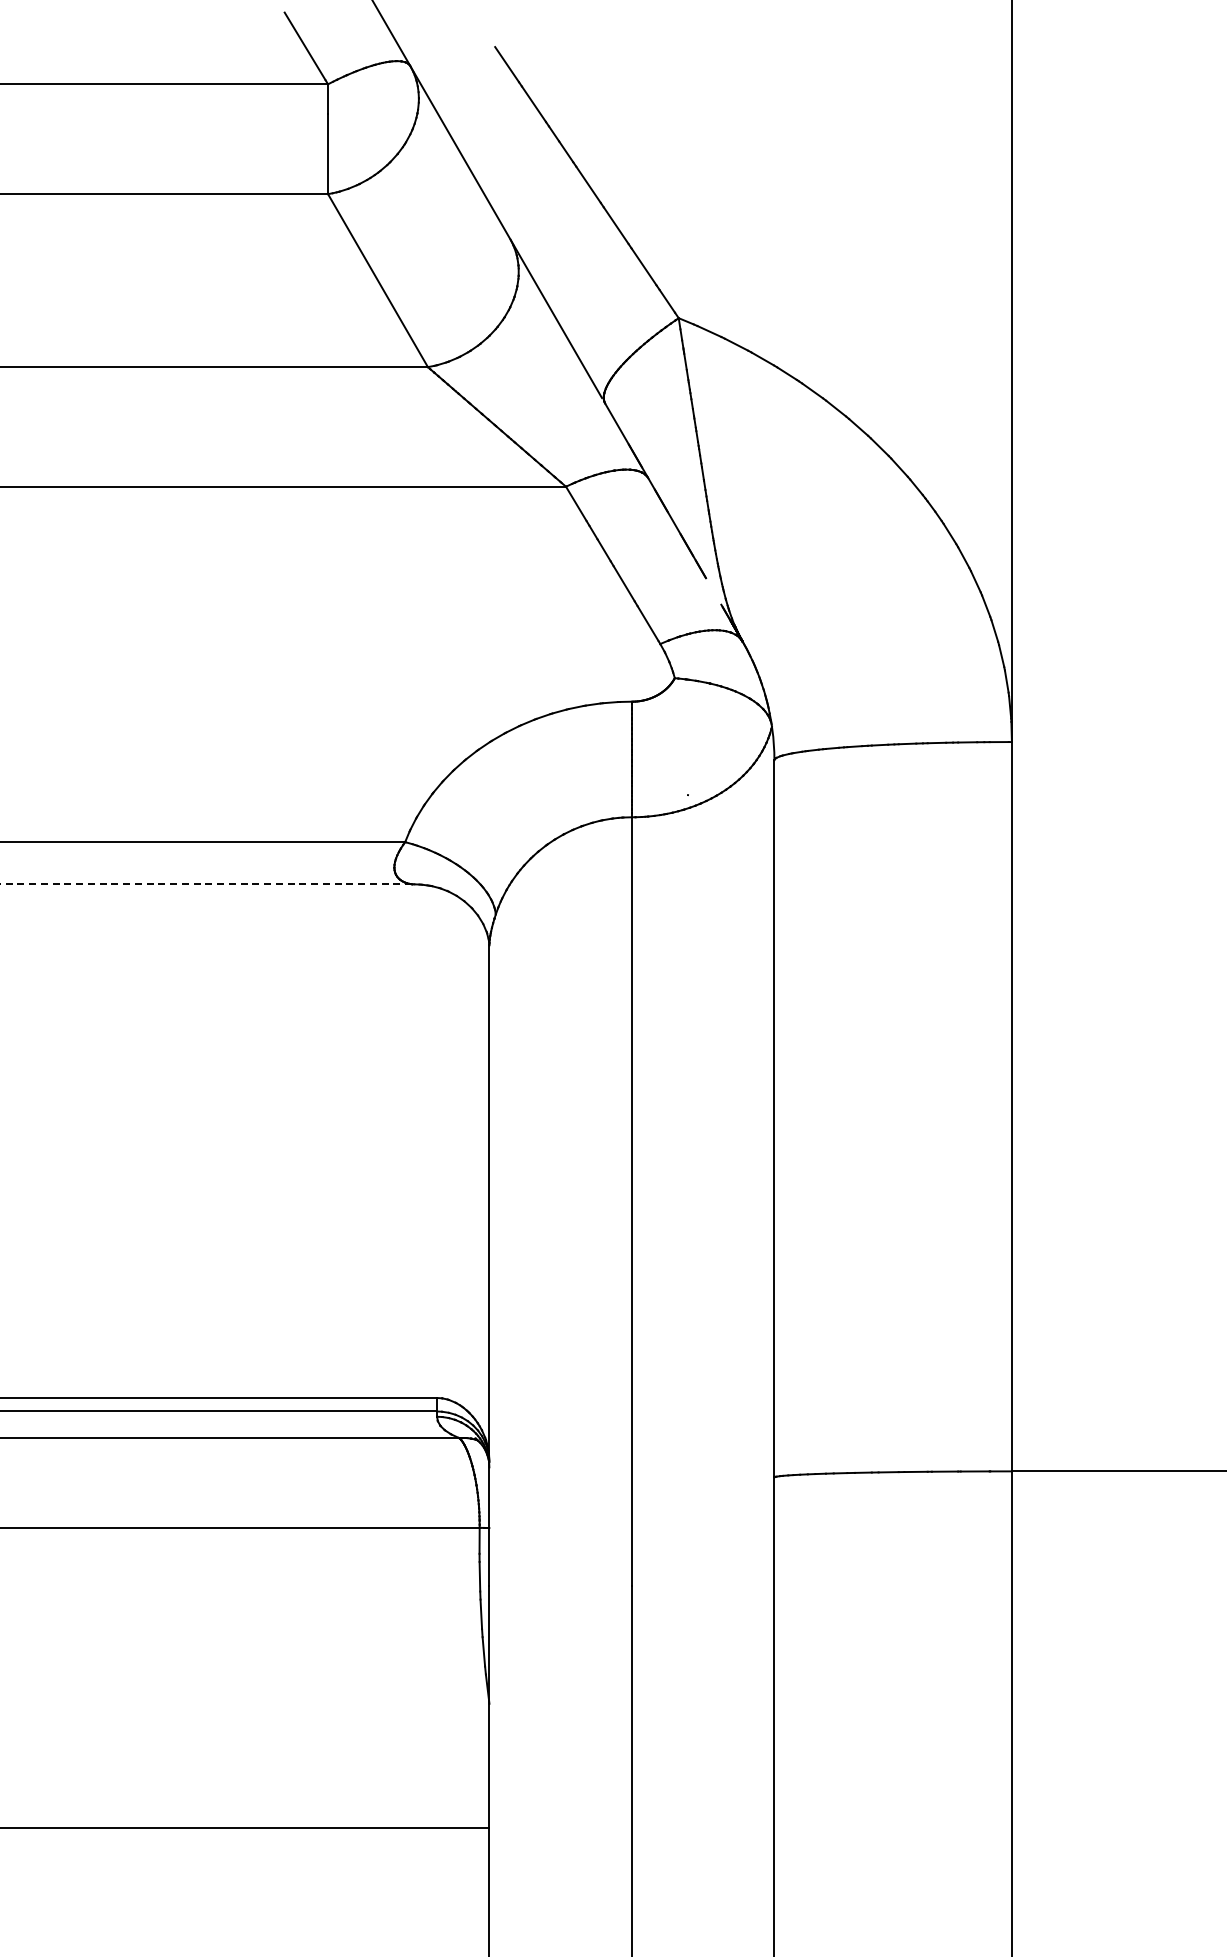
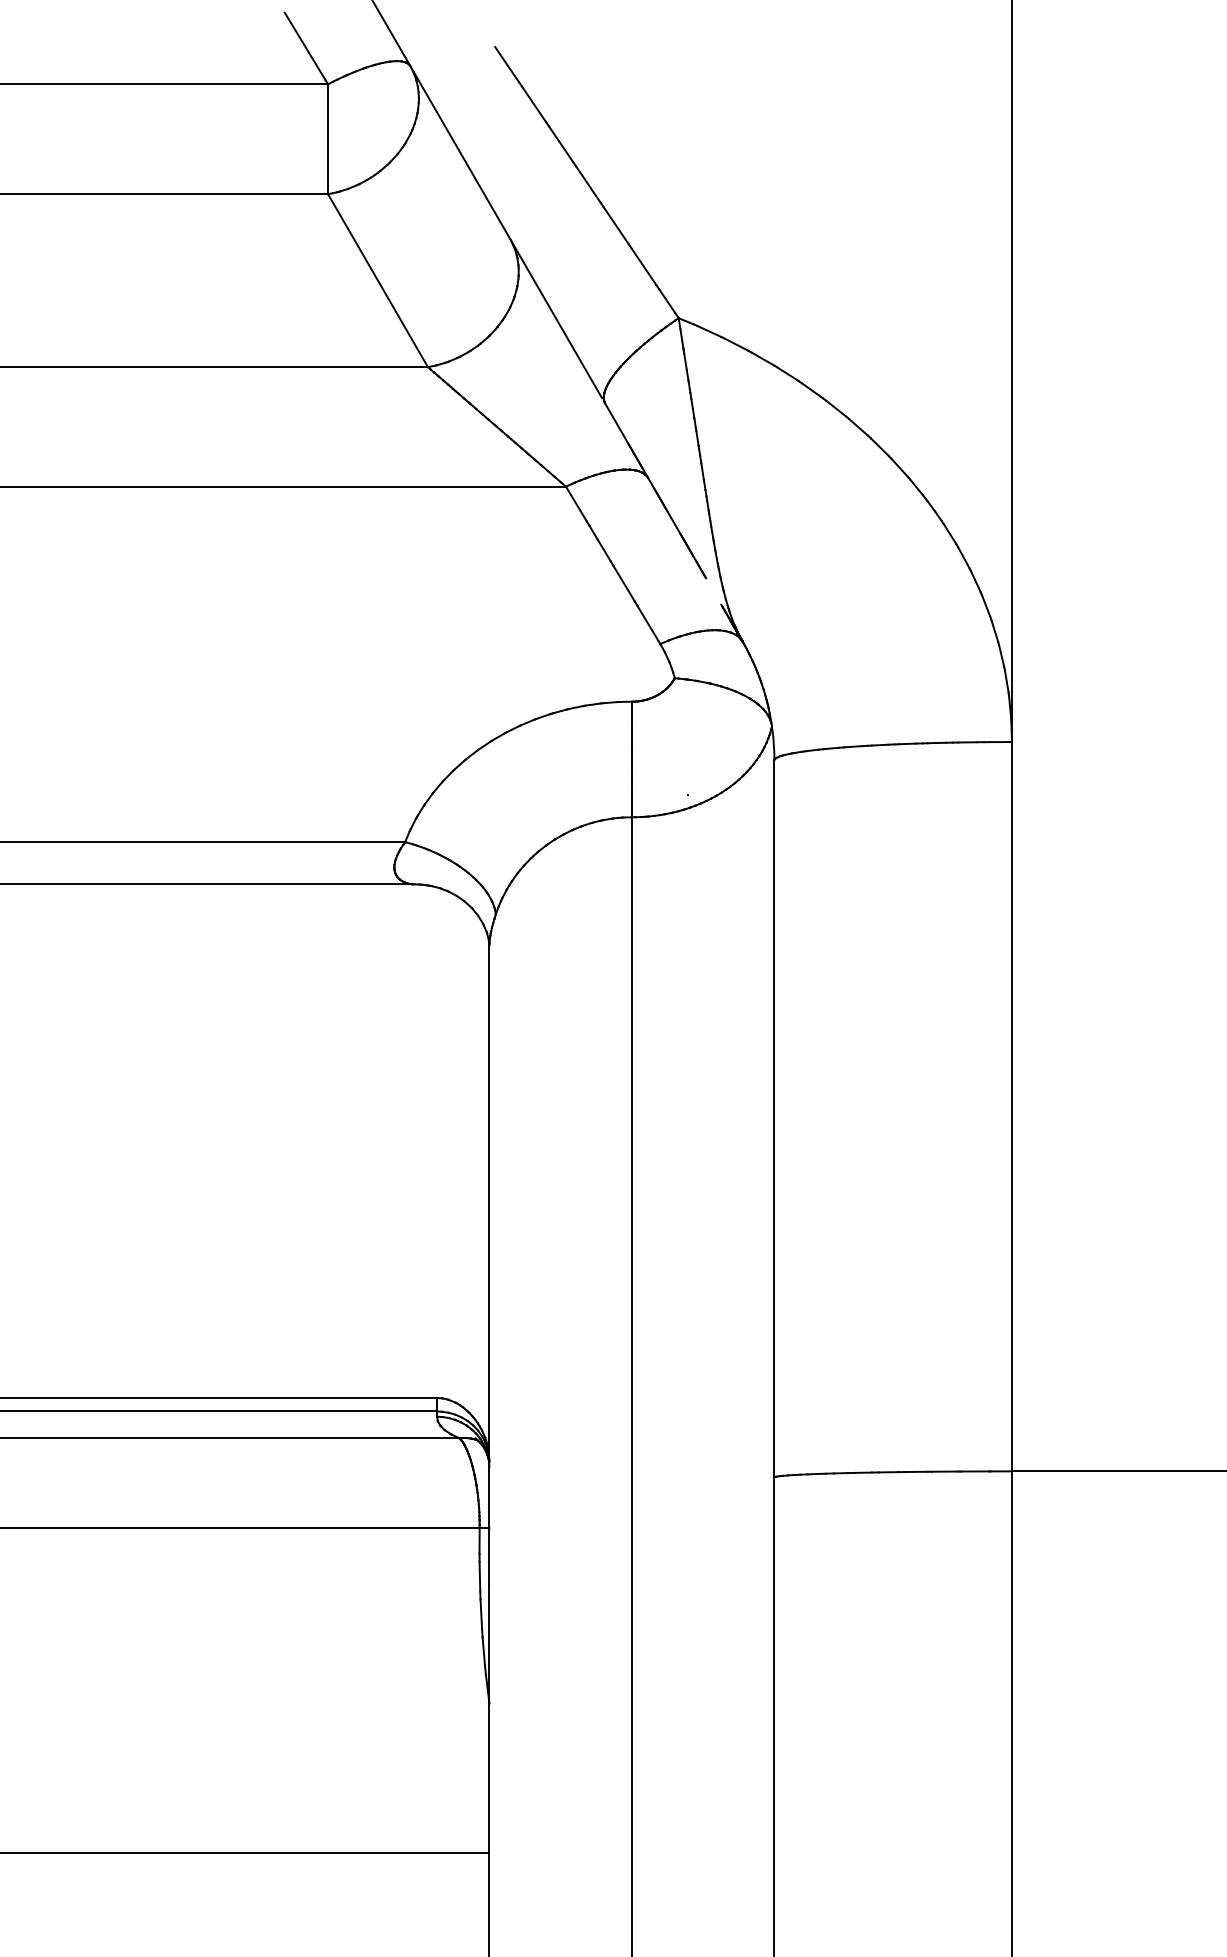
line: dashed -> solid (206, 884)
line position: (245, 1828) -> (245, 1853) (245, 1853)
